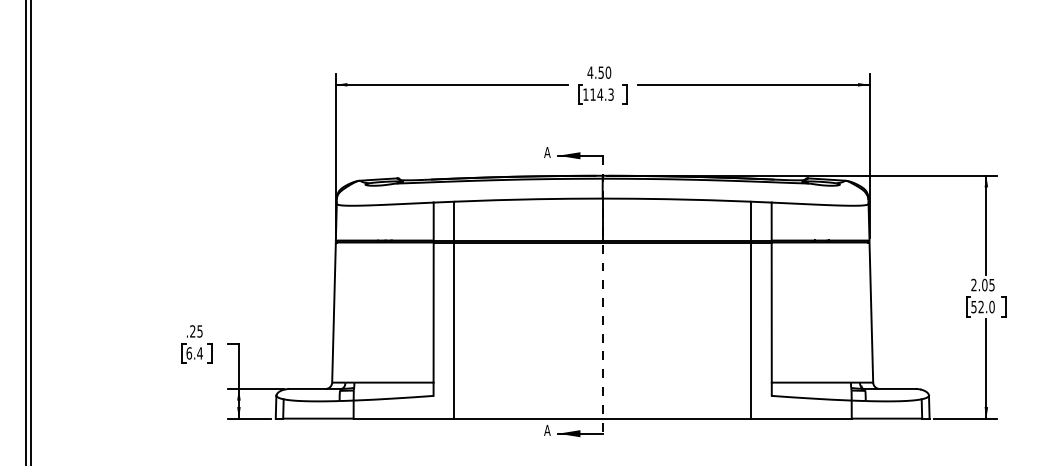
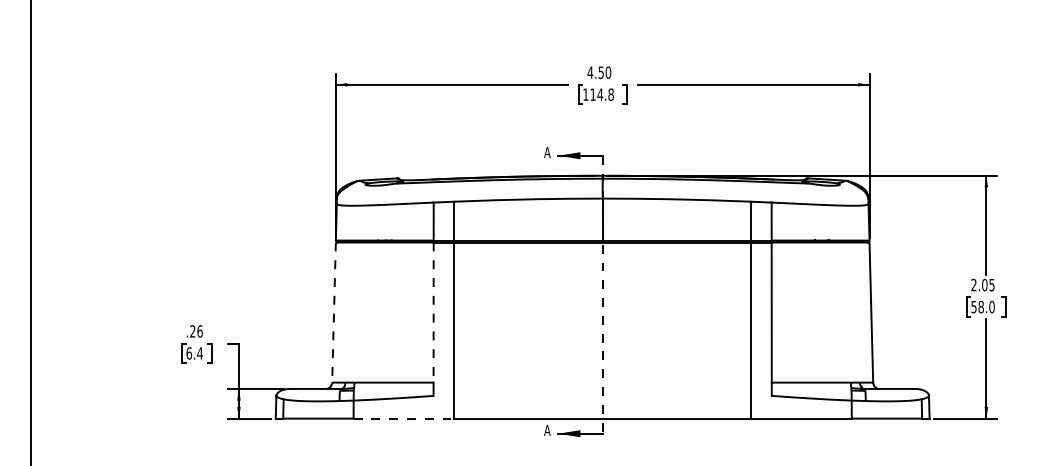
text: 114.3 -> 114.8 (610, 94)
line: present -> none (25, 232)
text: 52.0 -> 58.0 (980, 306)
line: solid -> dashed (334, 313)
line: solid -> dashed (433, 313)
text: .25 -> .26 (199, 331)
line: solid -> dashed (404, 418)
